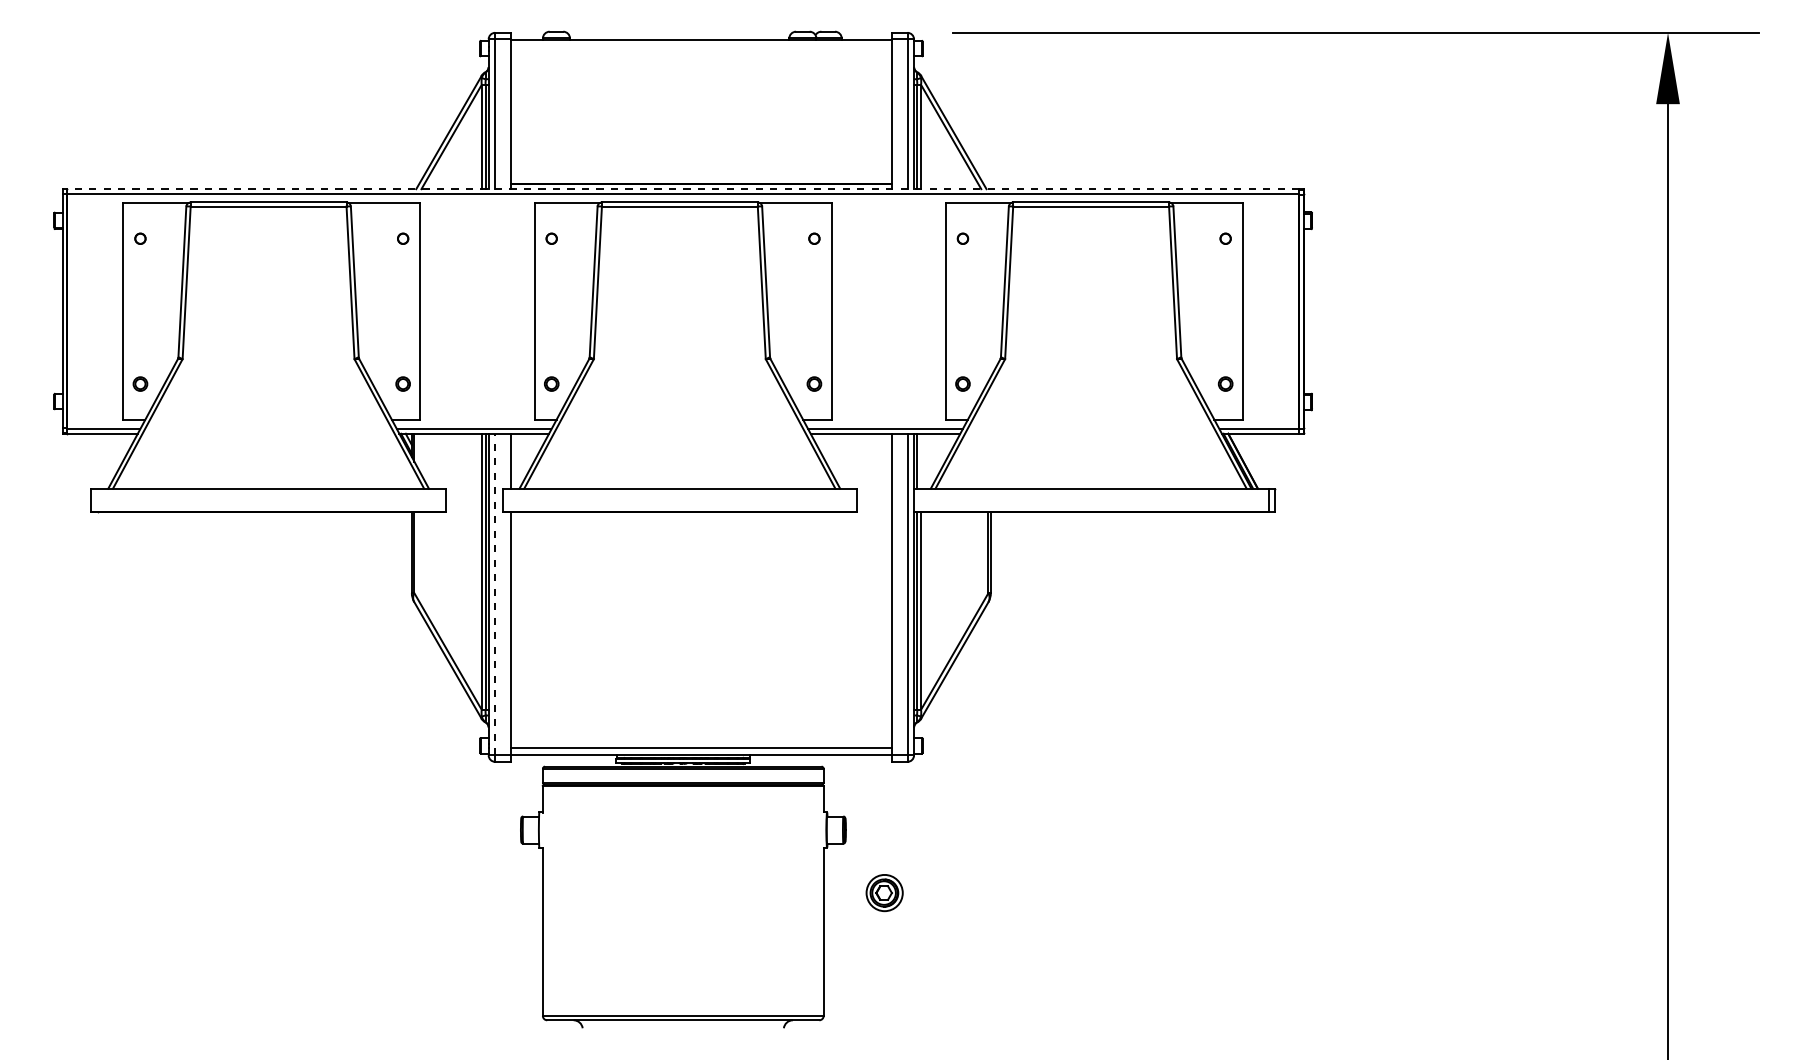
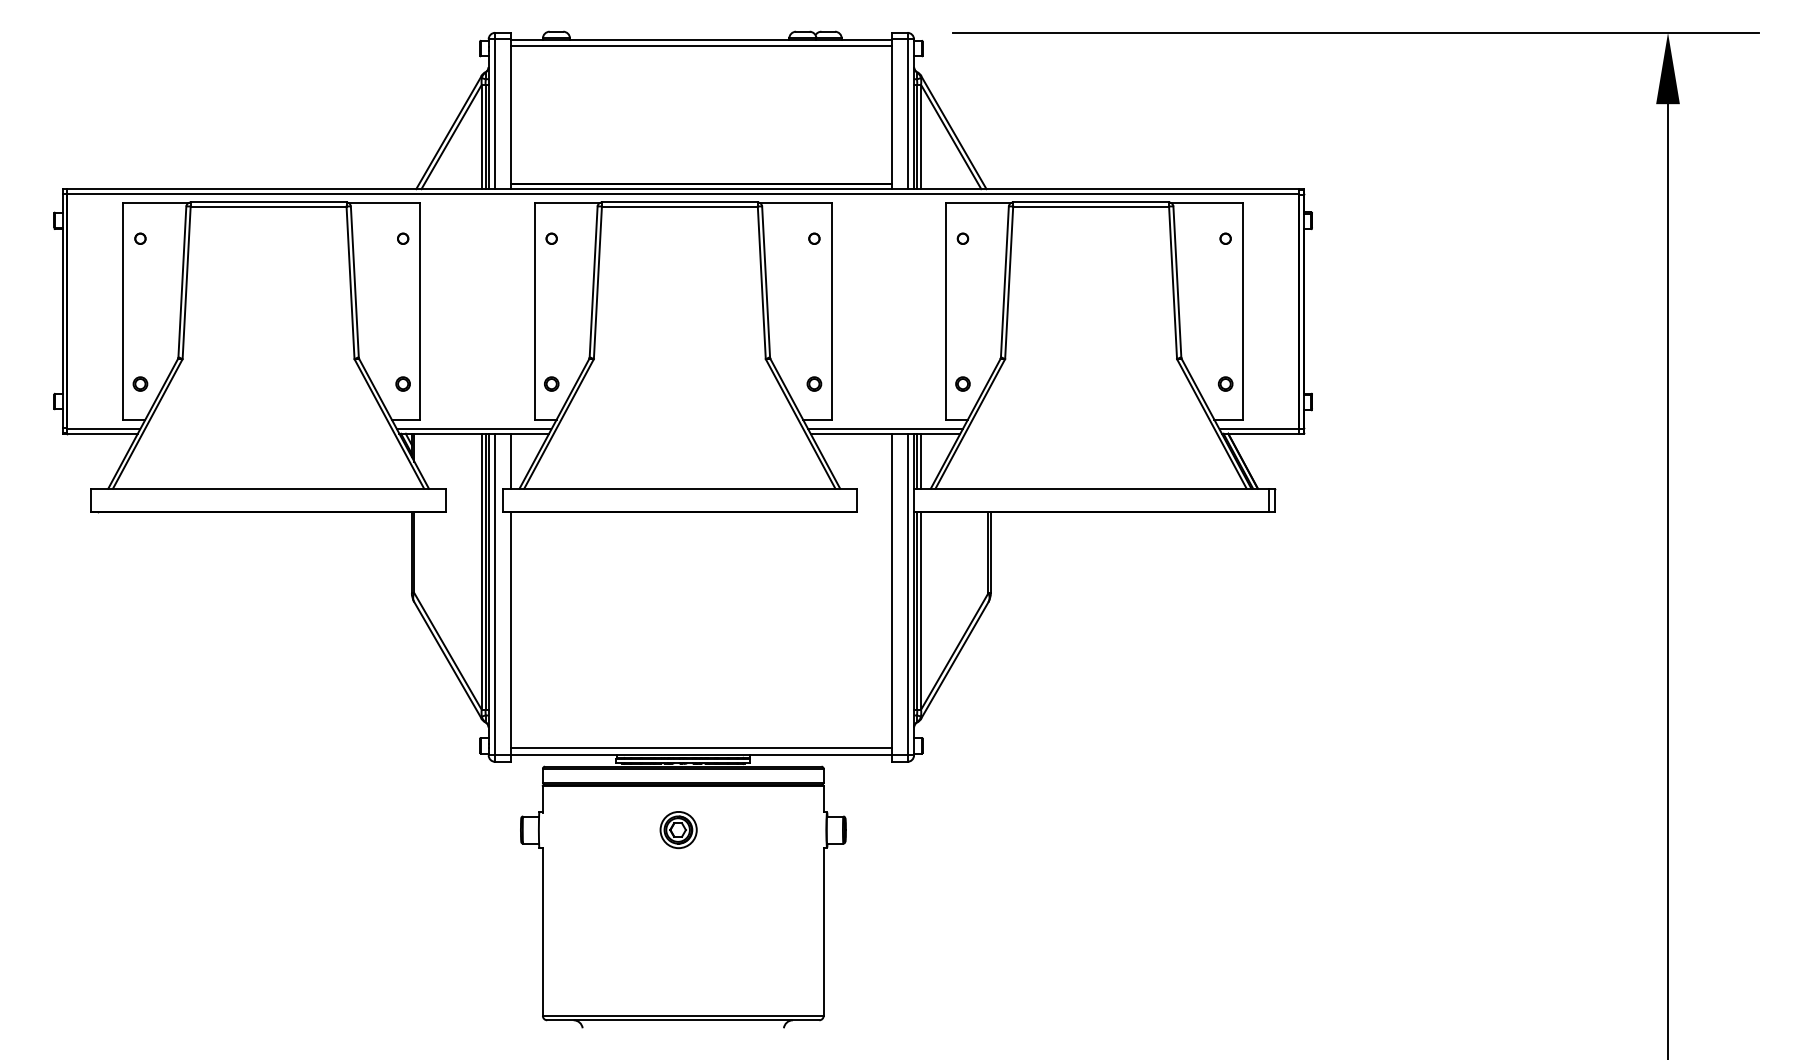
line: none -> present (701, 46)
line: dashed -> solid (683, 189)
line: none -> present (921, 460)
line: dashed -> solid (495, 594)
part position: (884, 893) -> (678, 830) (678, 830)
